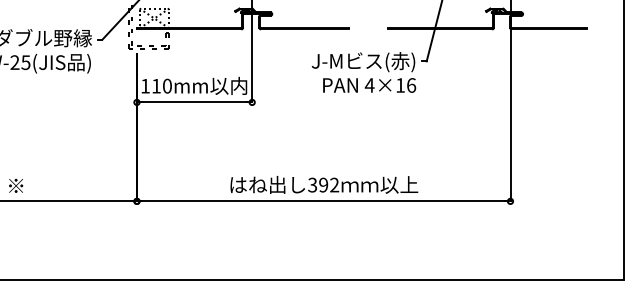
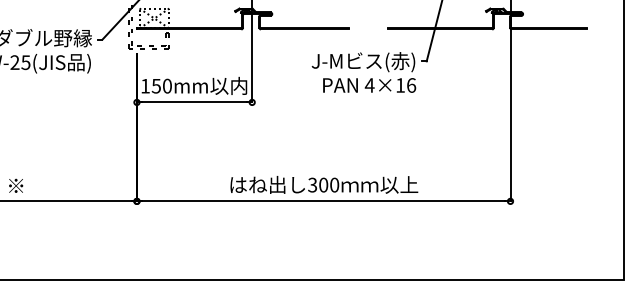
text: 110mm -> 150mm (155, 86)
text: 392 -> 300 (329, 184)
